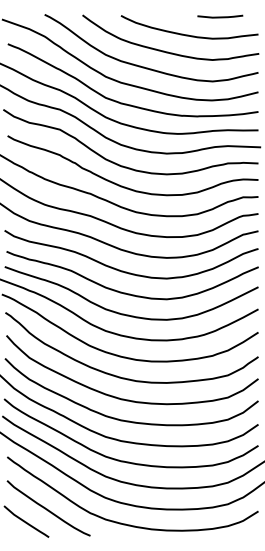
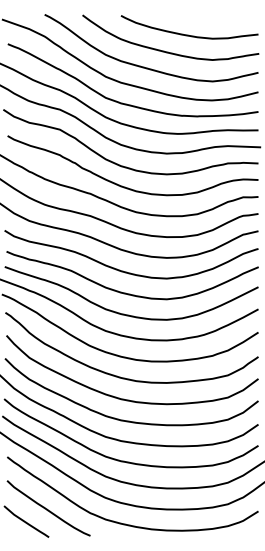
line: present -> none (220, 16)
